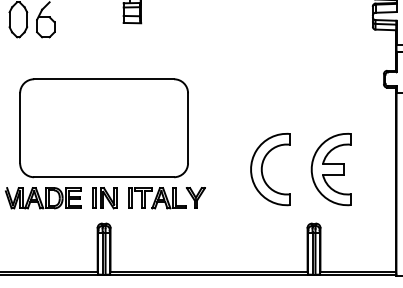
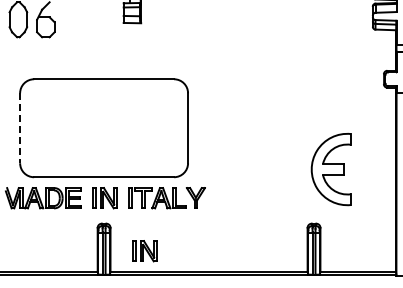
line: solid -> dashed (20, 128)
part: present -> none (262, 169)
part: none -> present (144, 251)
